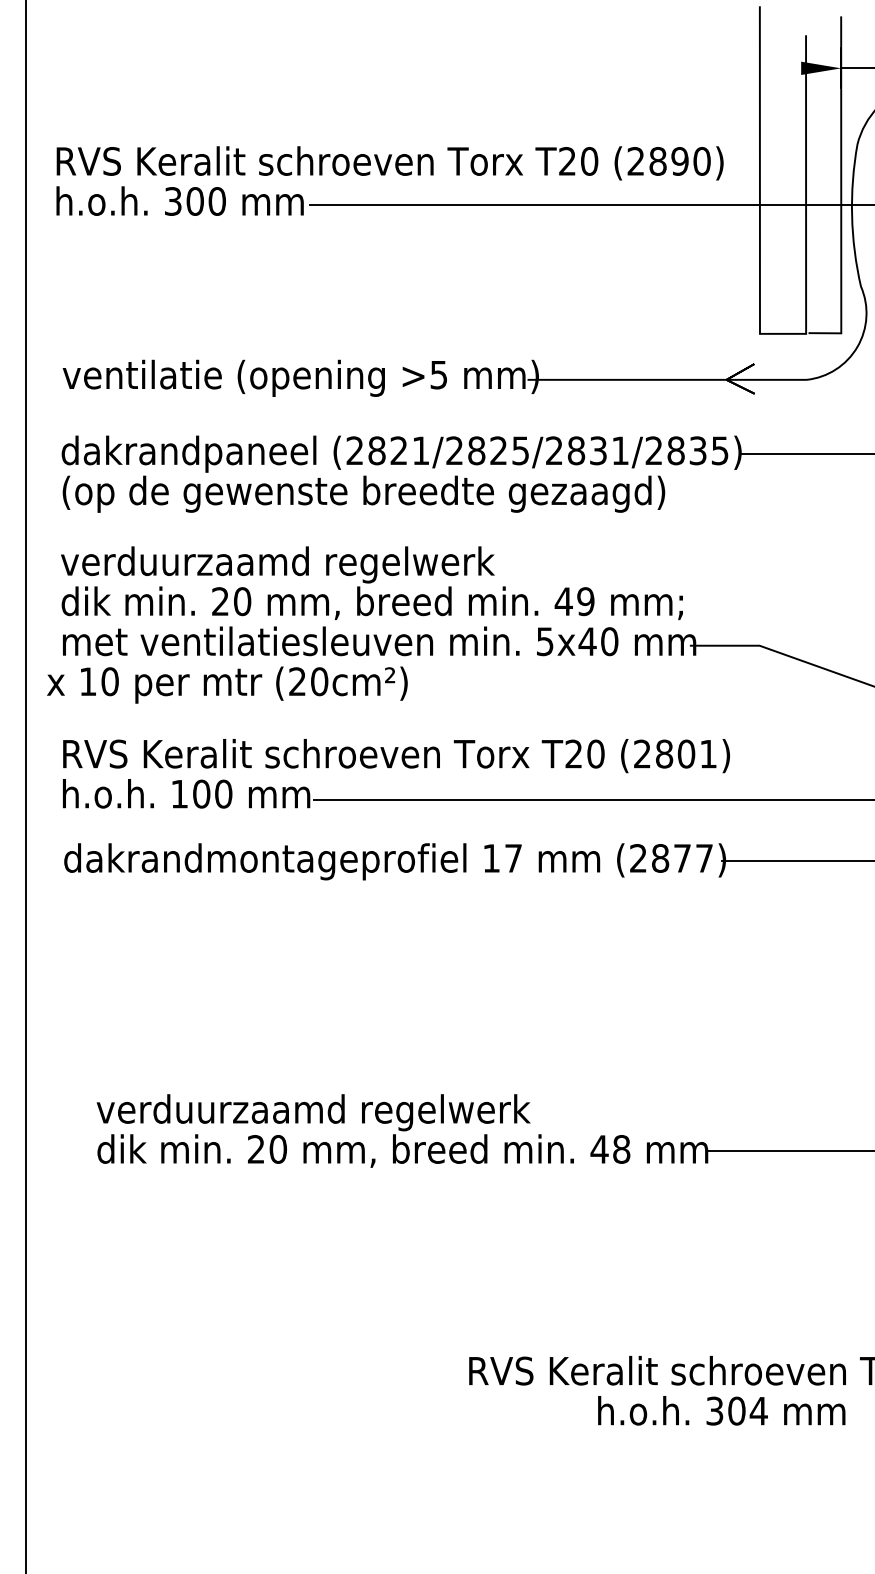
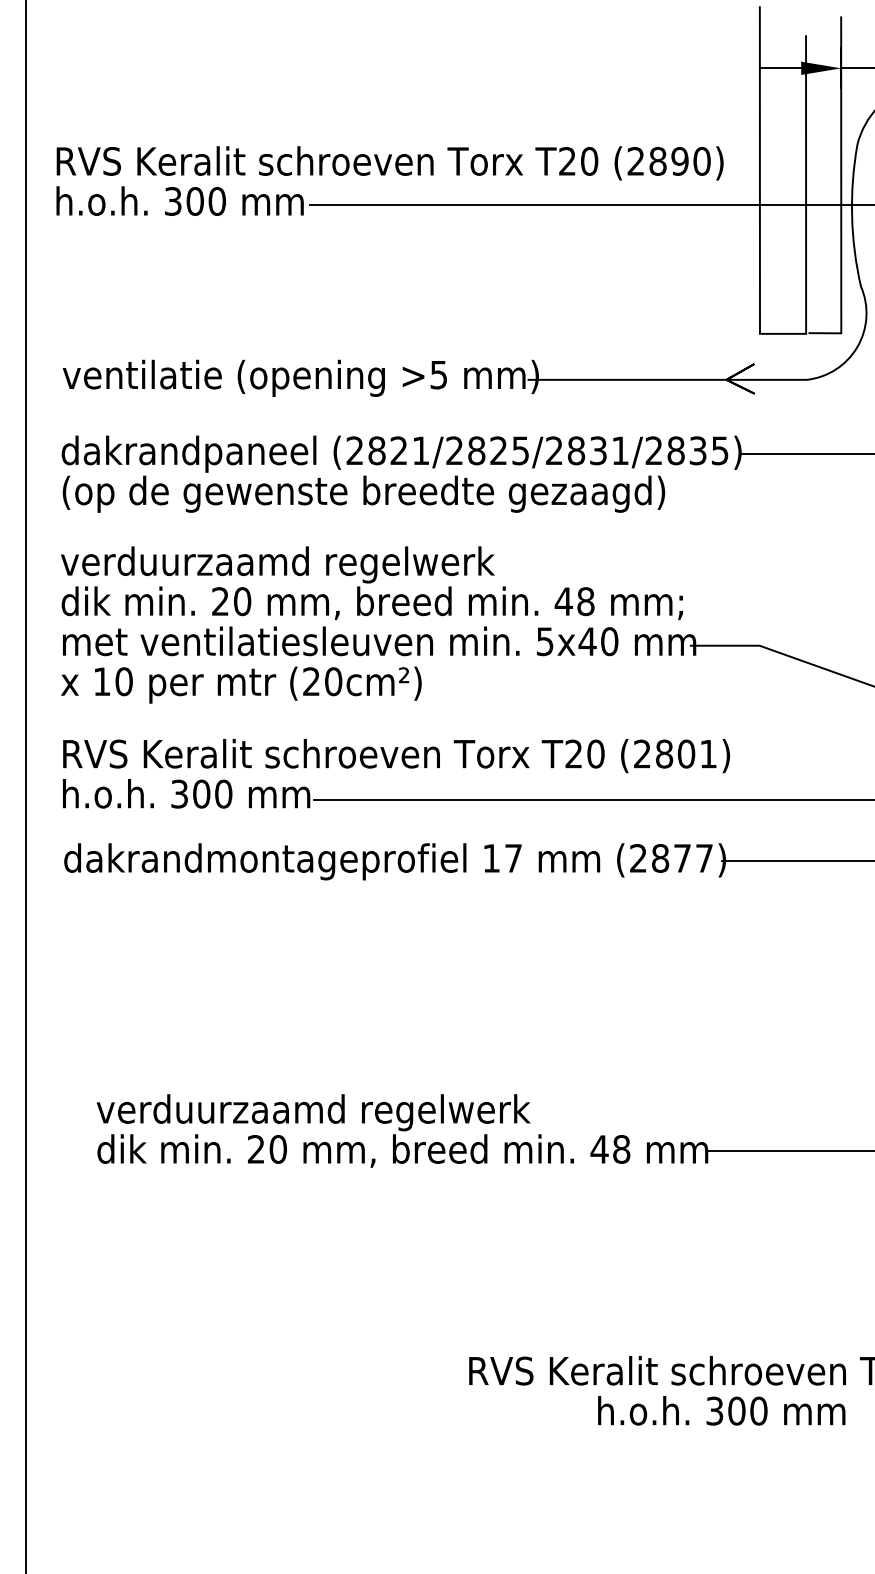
line: none -> present (781, 68)
text: 49 -> 48 (585, 601)
text position: (227, 684) -> (241, 684) (241, 684)
text: 100 -> 300 (179, 793)
text: 304 -> 300 (758, 1410)
